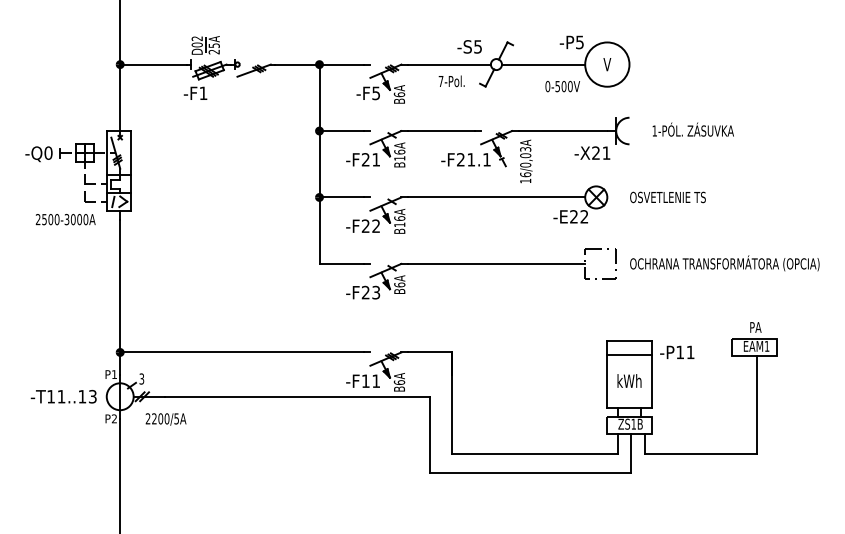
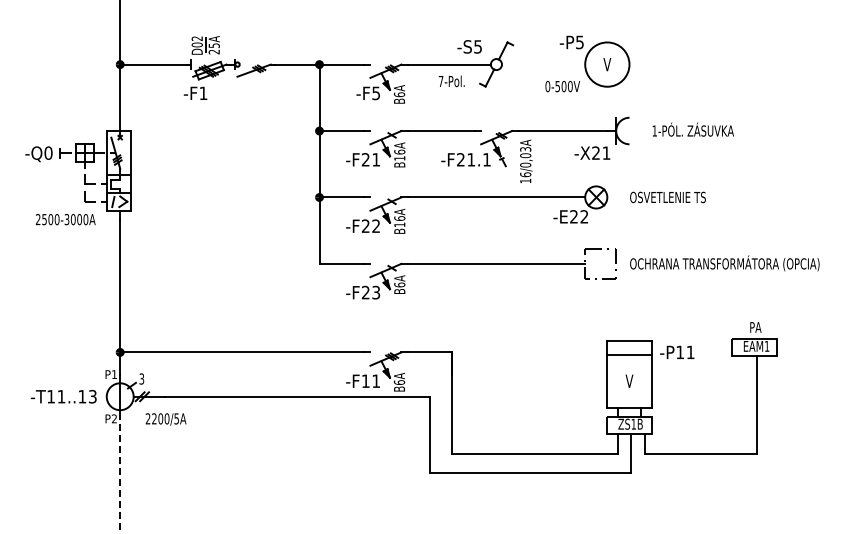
line: present -> none (543, 64)
text: kWh -> V (629, 380)
line: solid -> dashed (120, 475)
